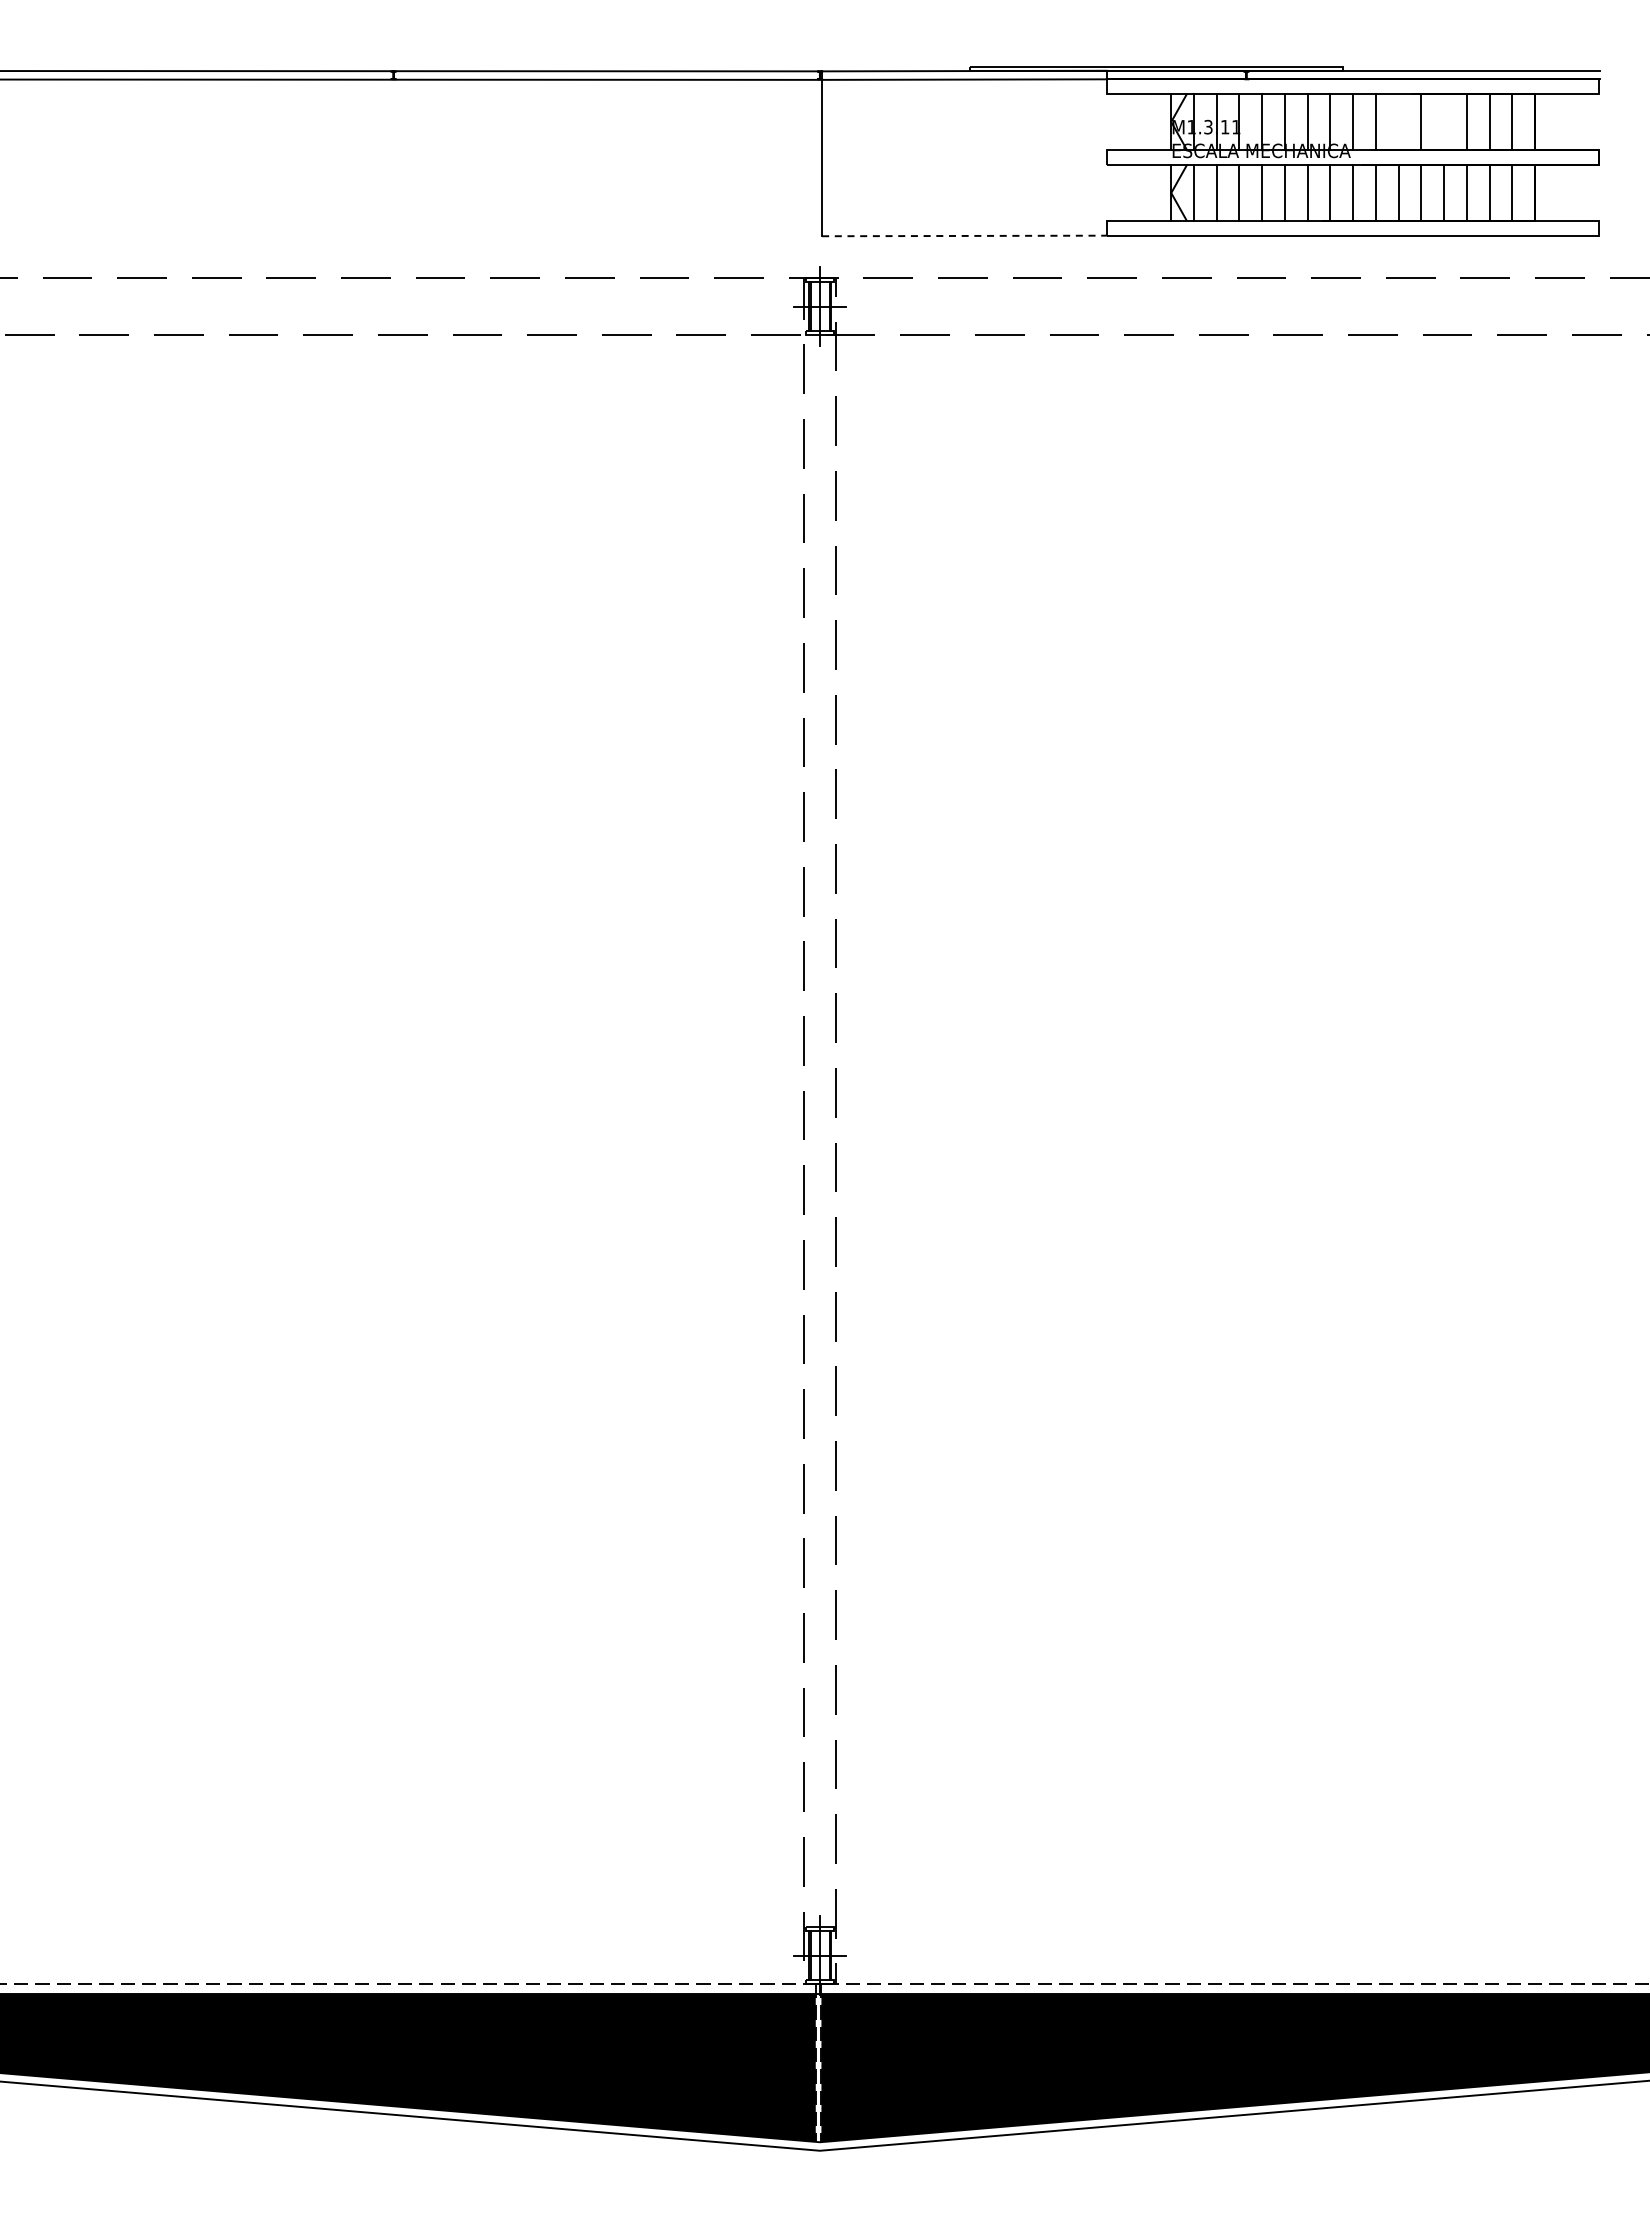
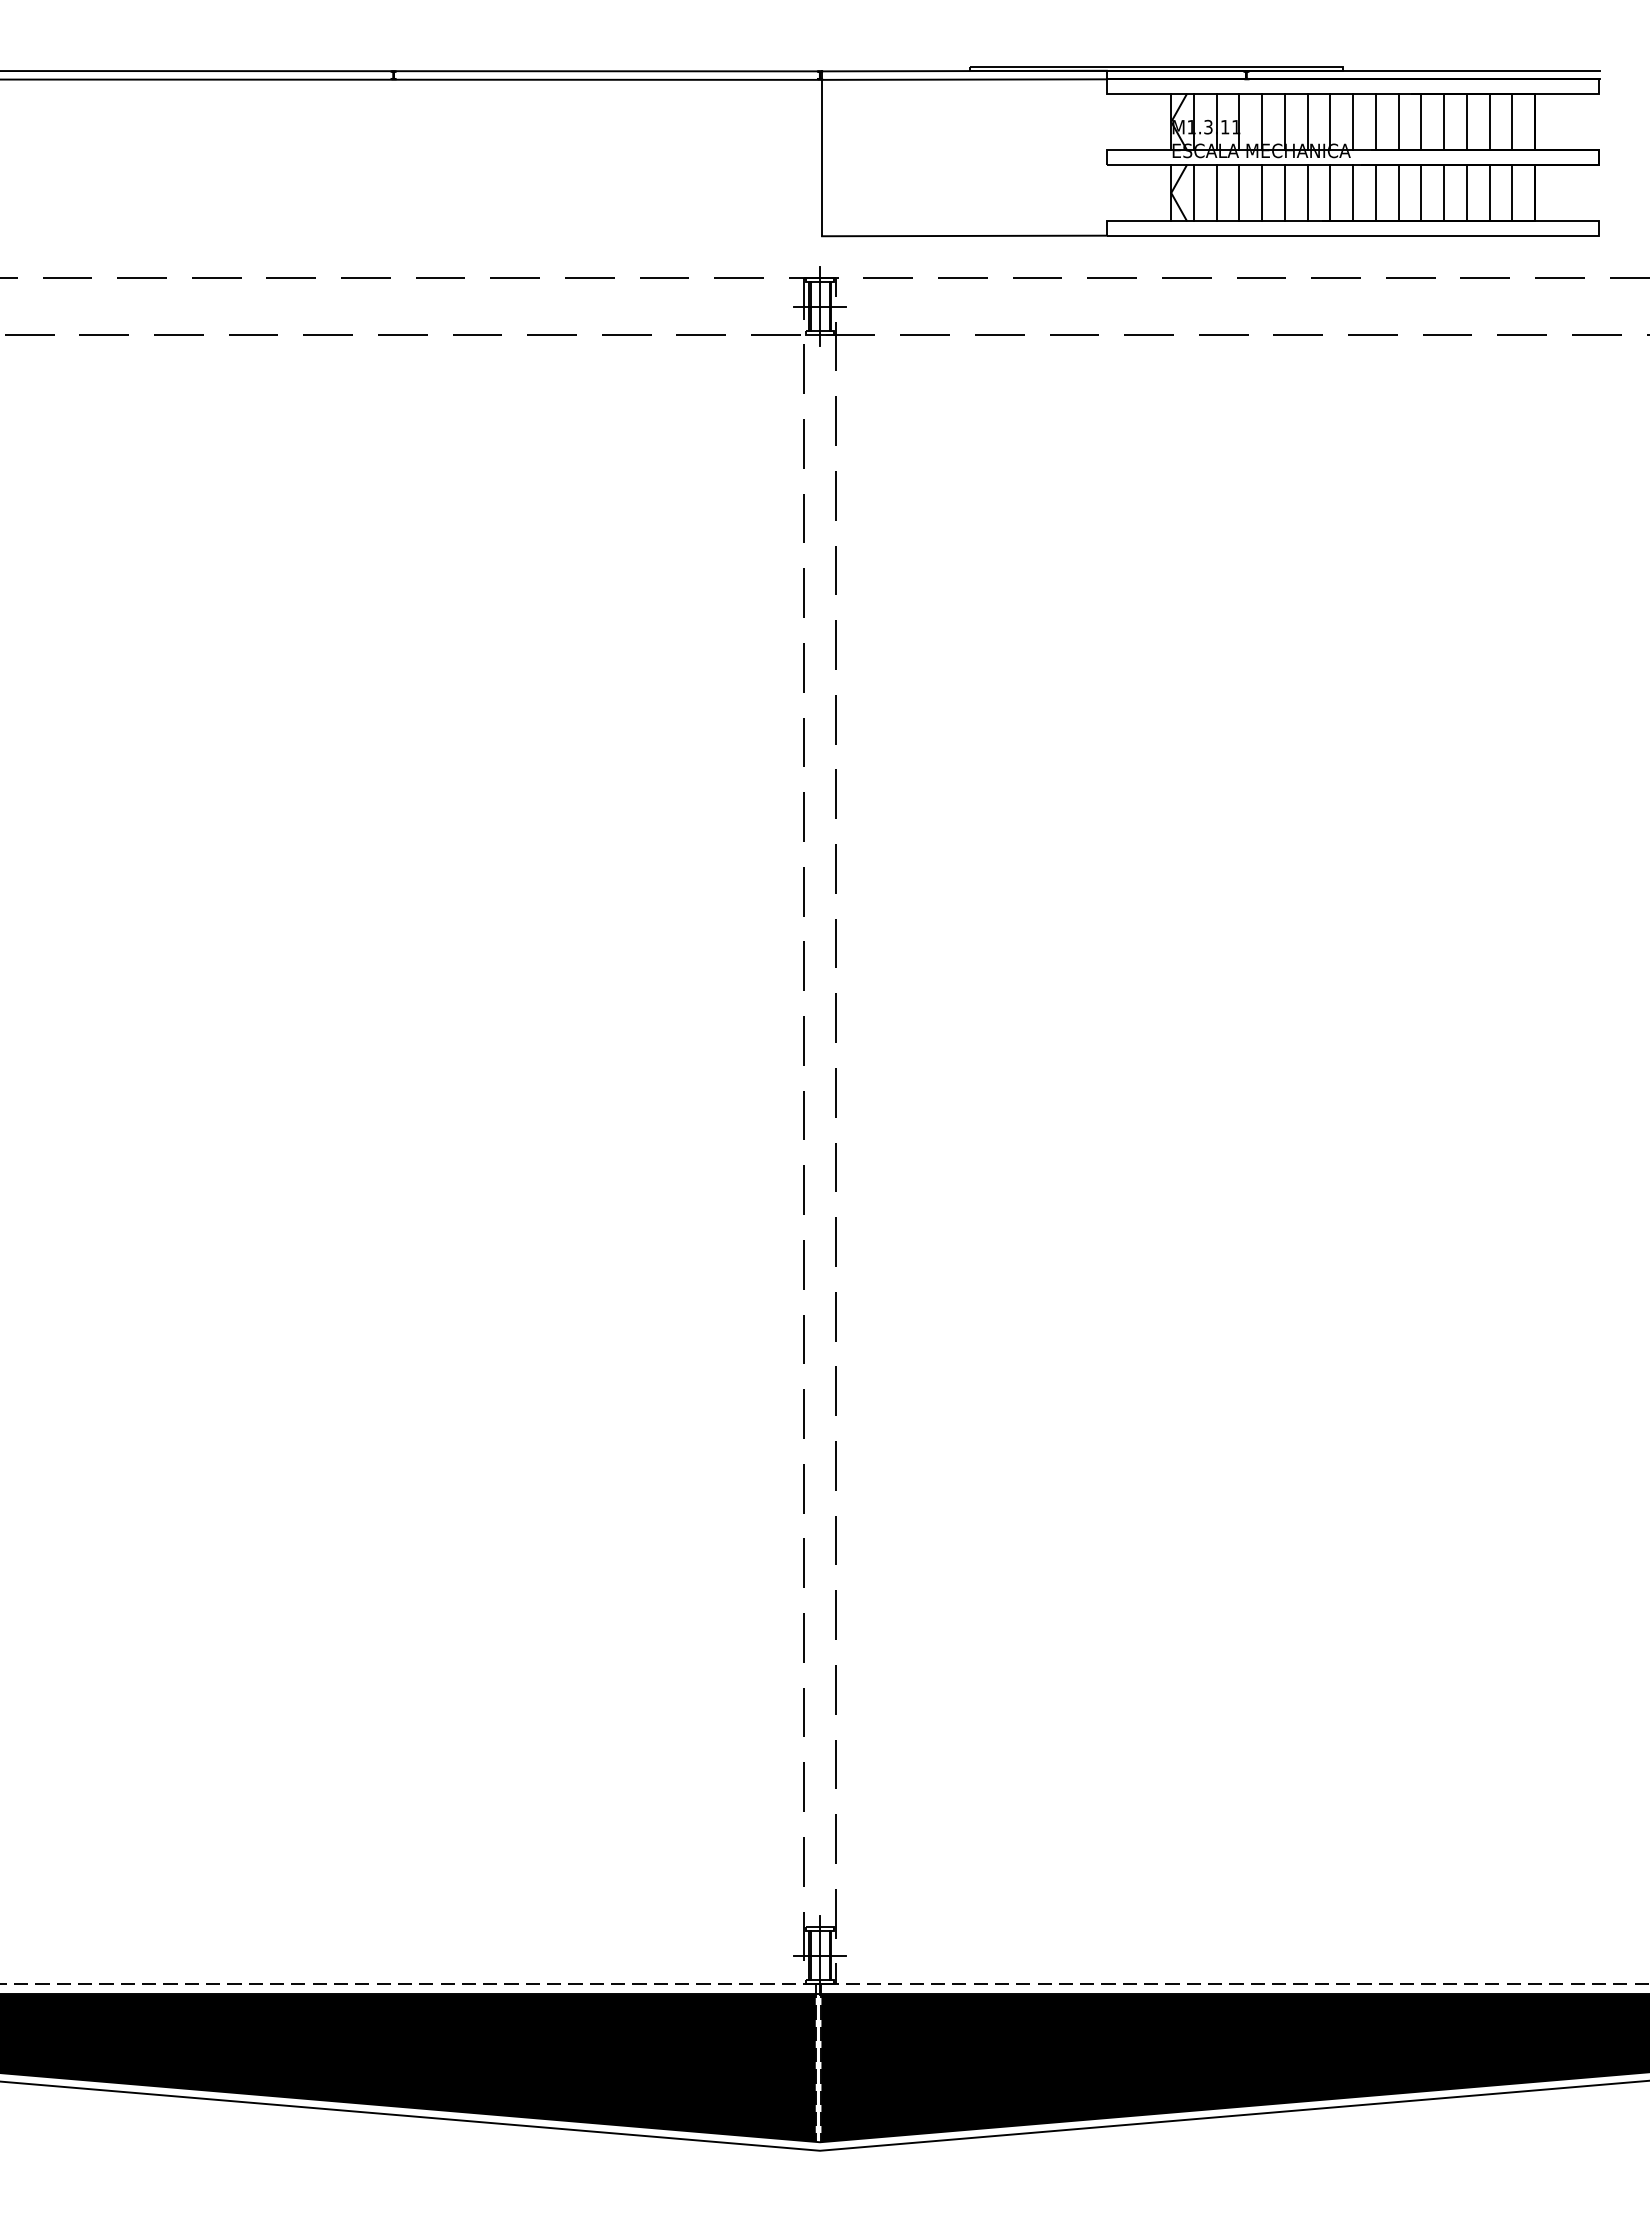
line: none -> present (1398, 121)
line: none -> present (1444, 121)
line: dashed -> solid (964, 235)
